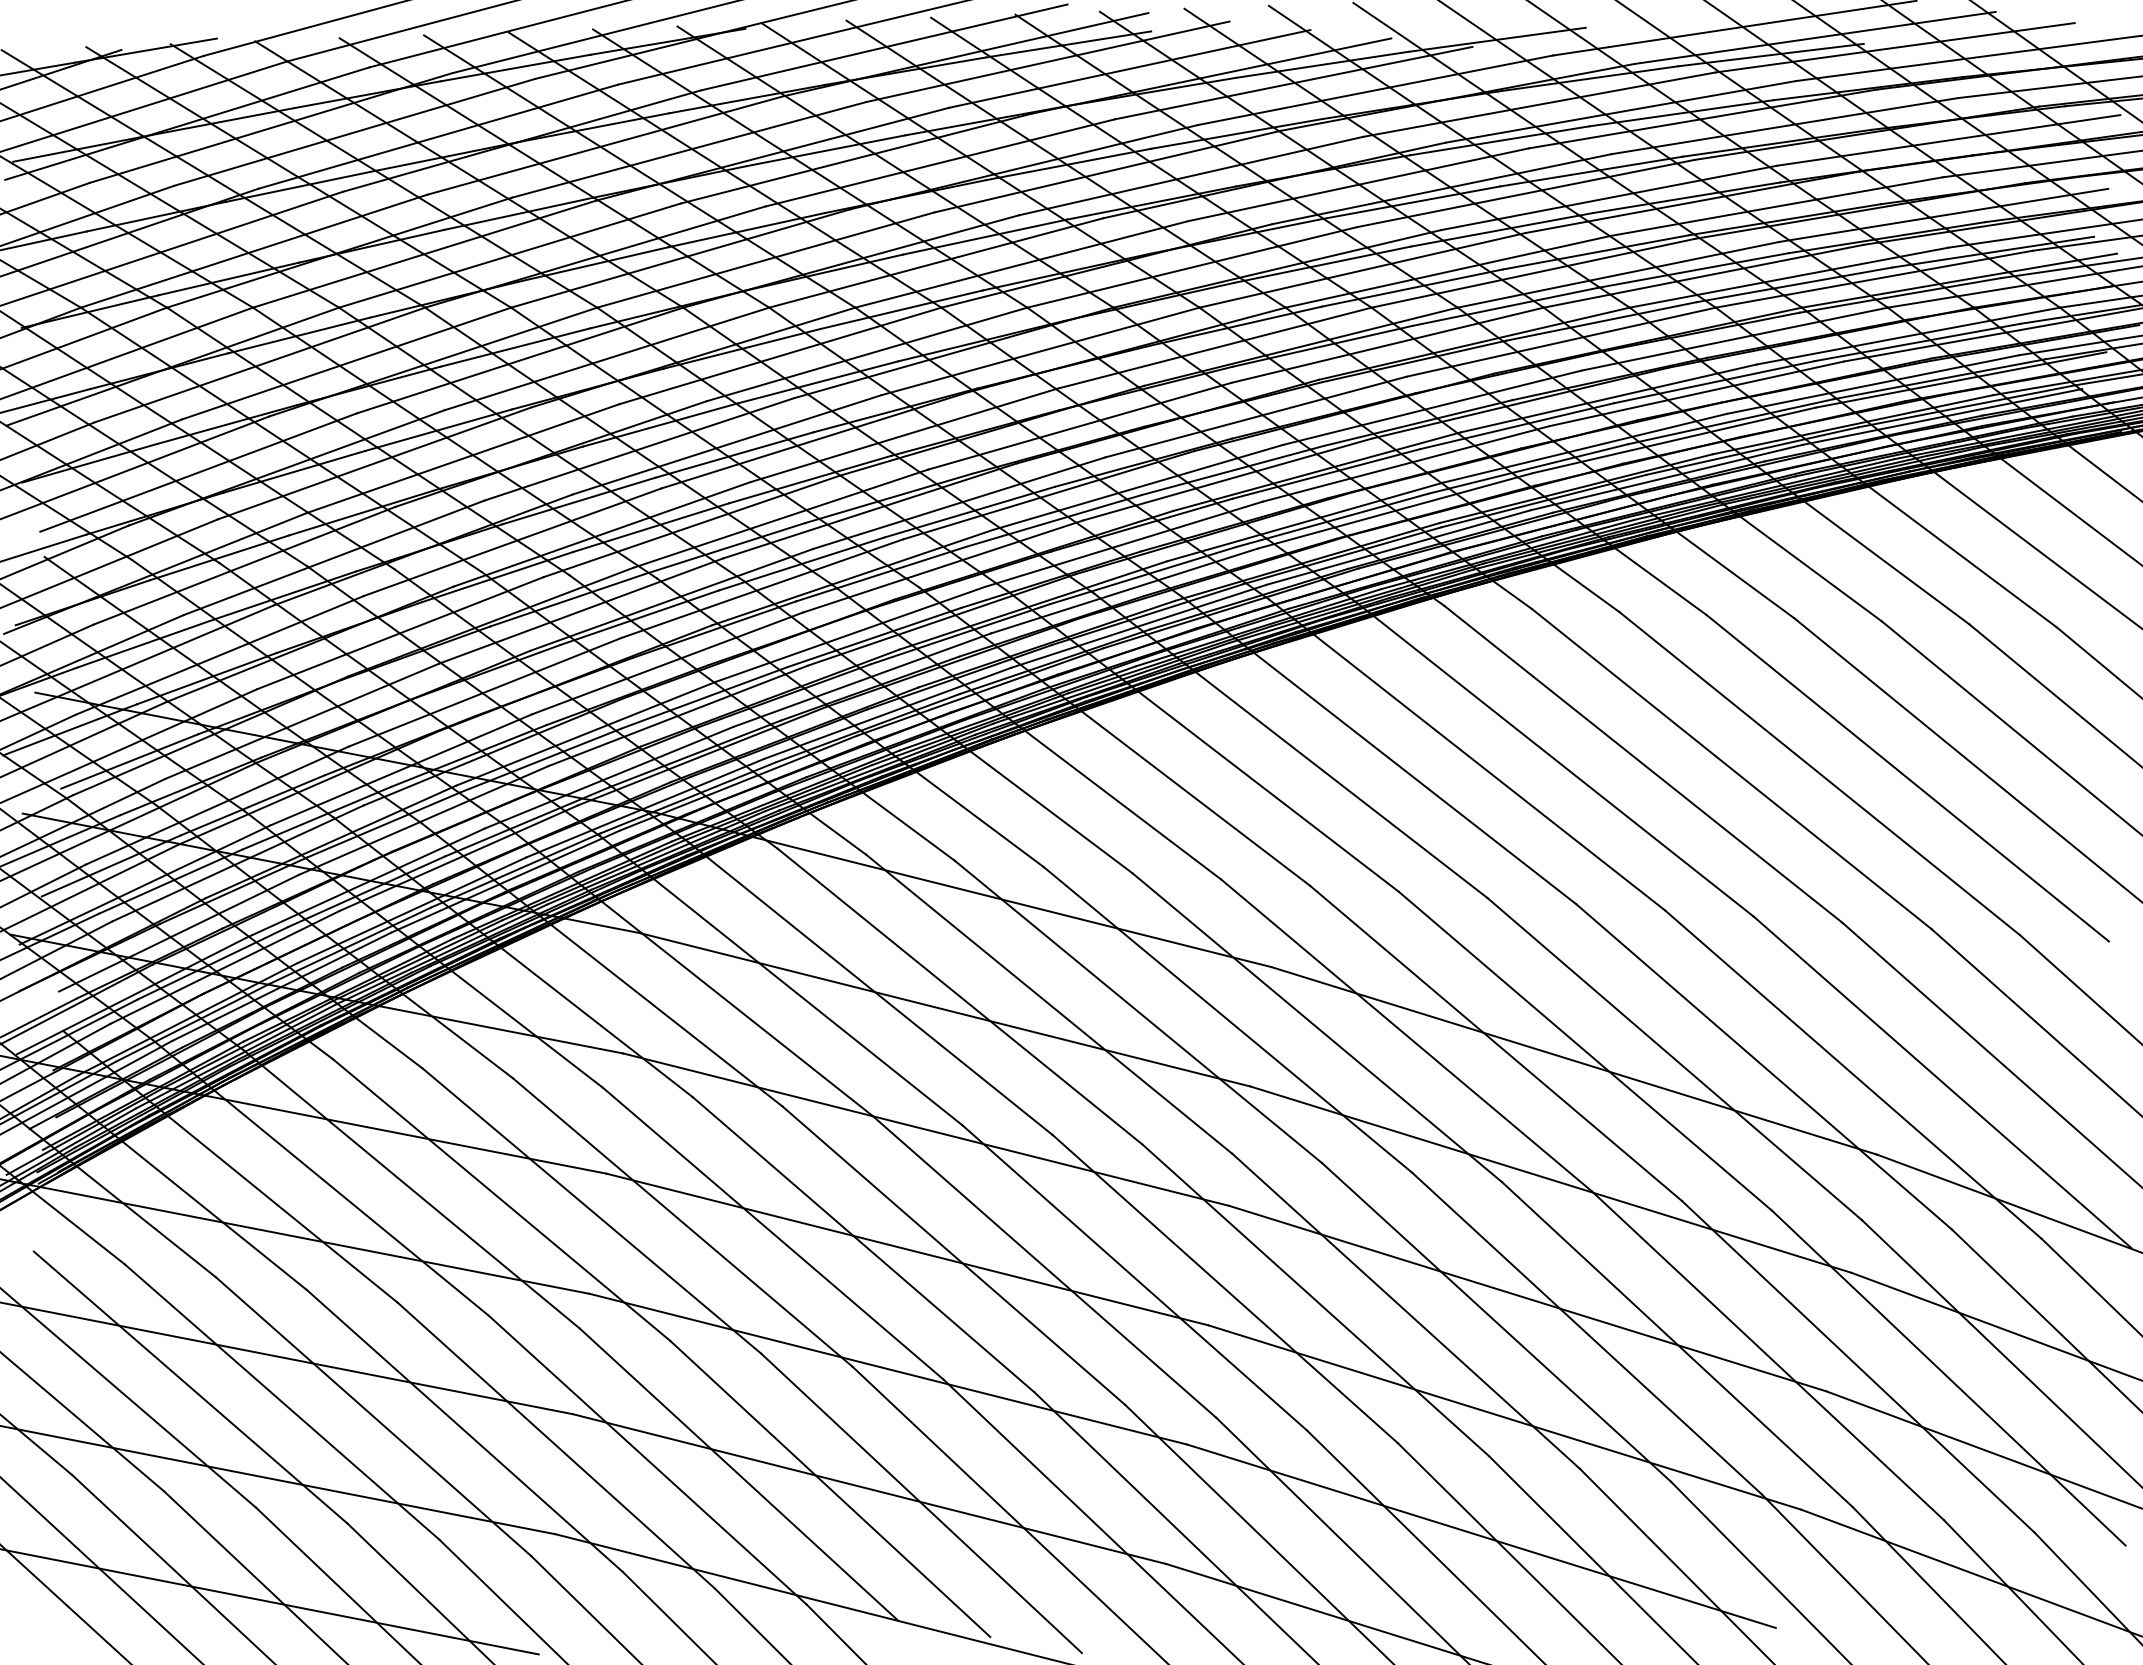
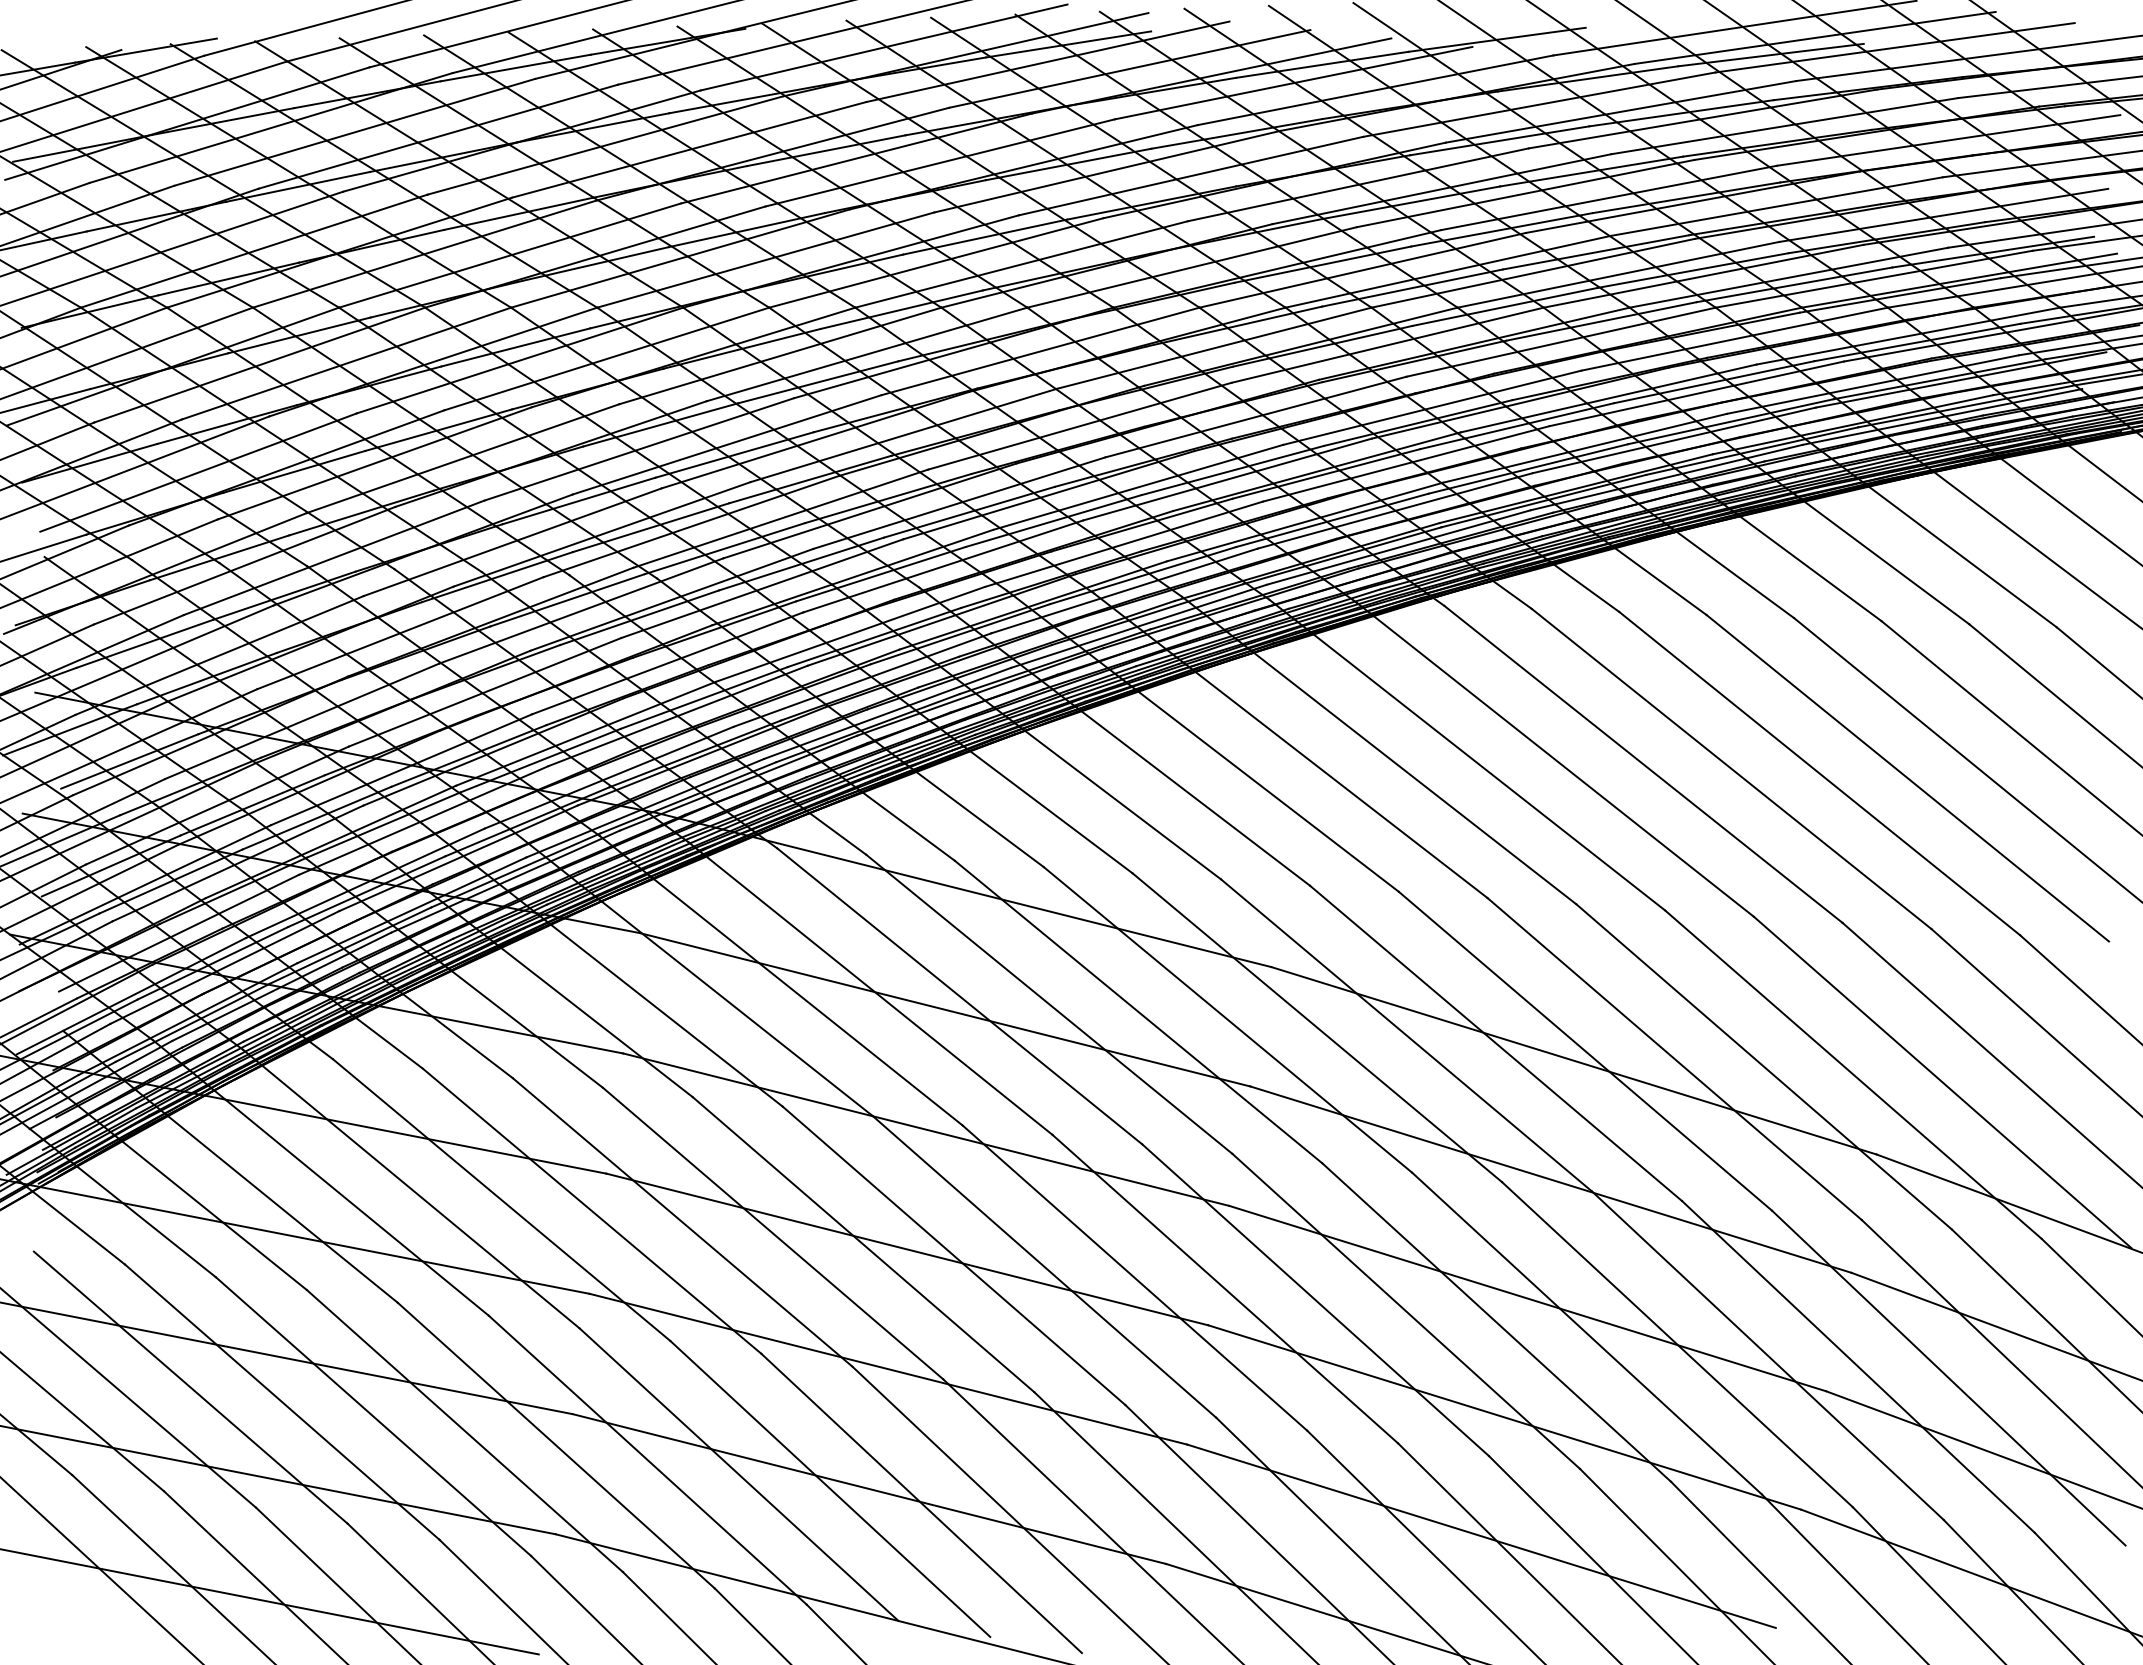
line: present -> none (65, 1603)
